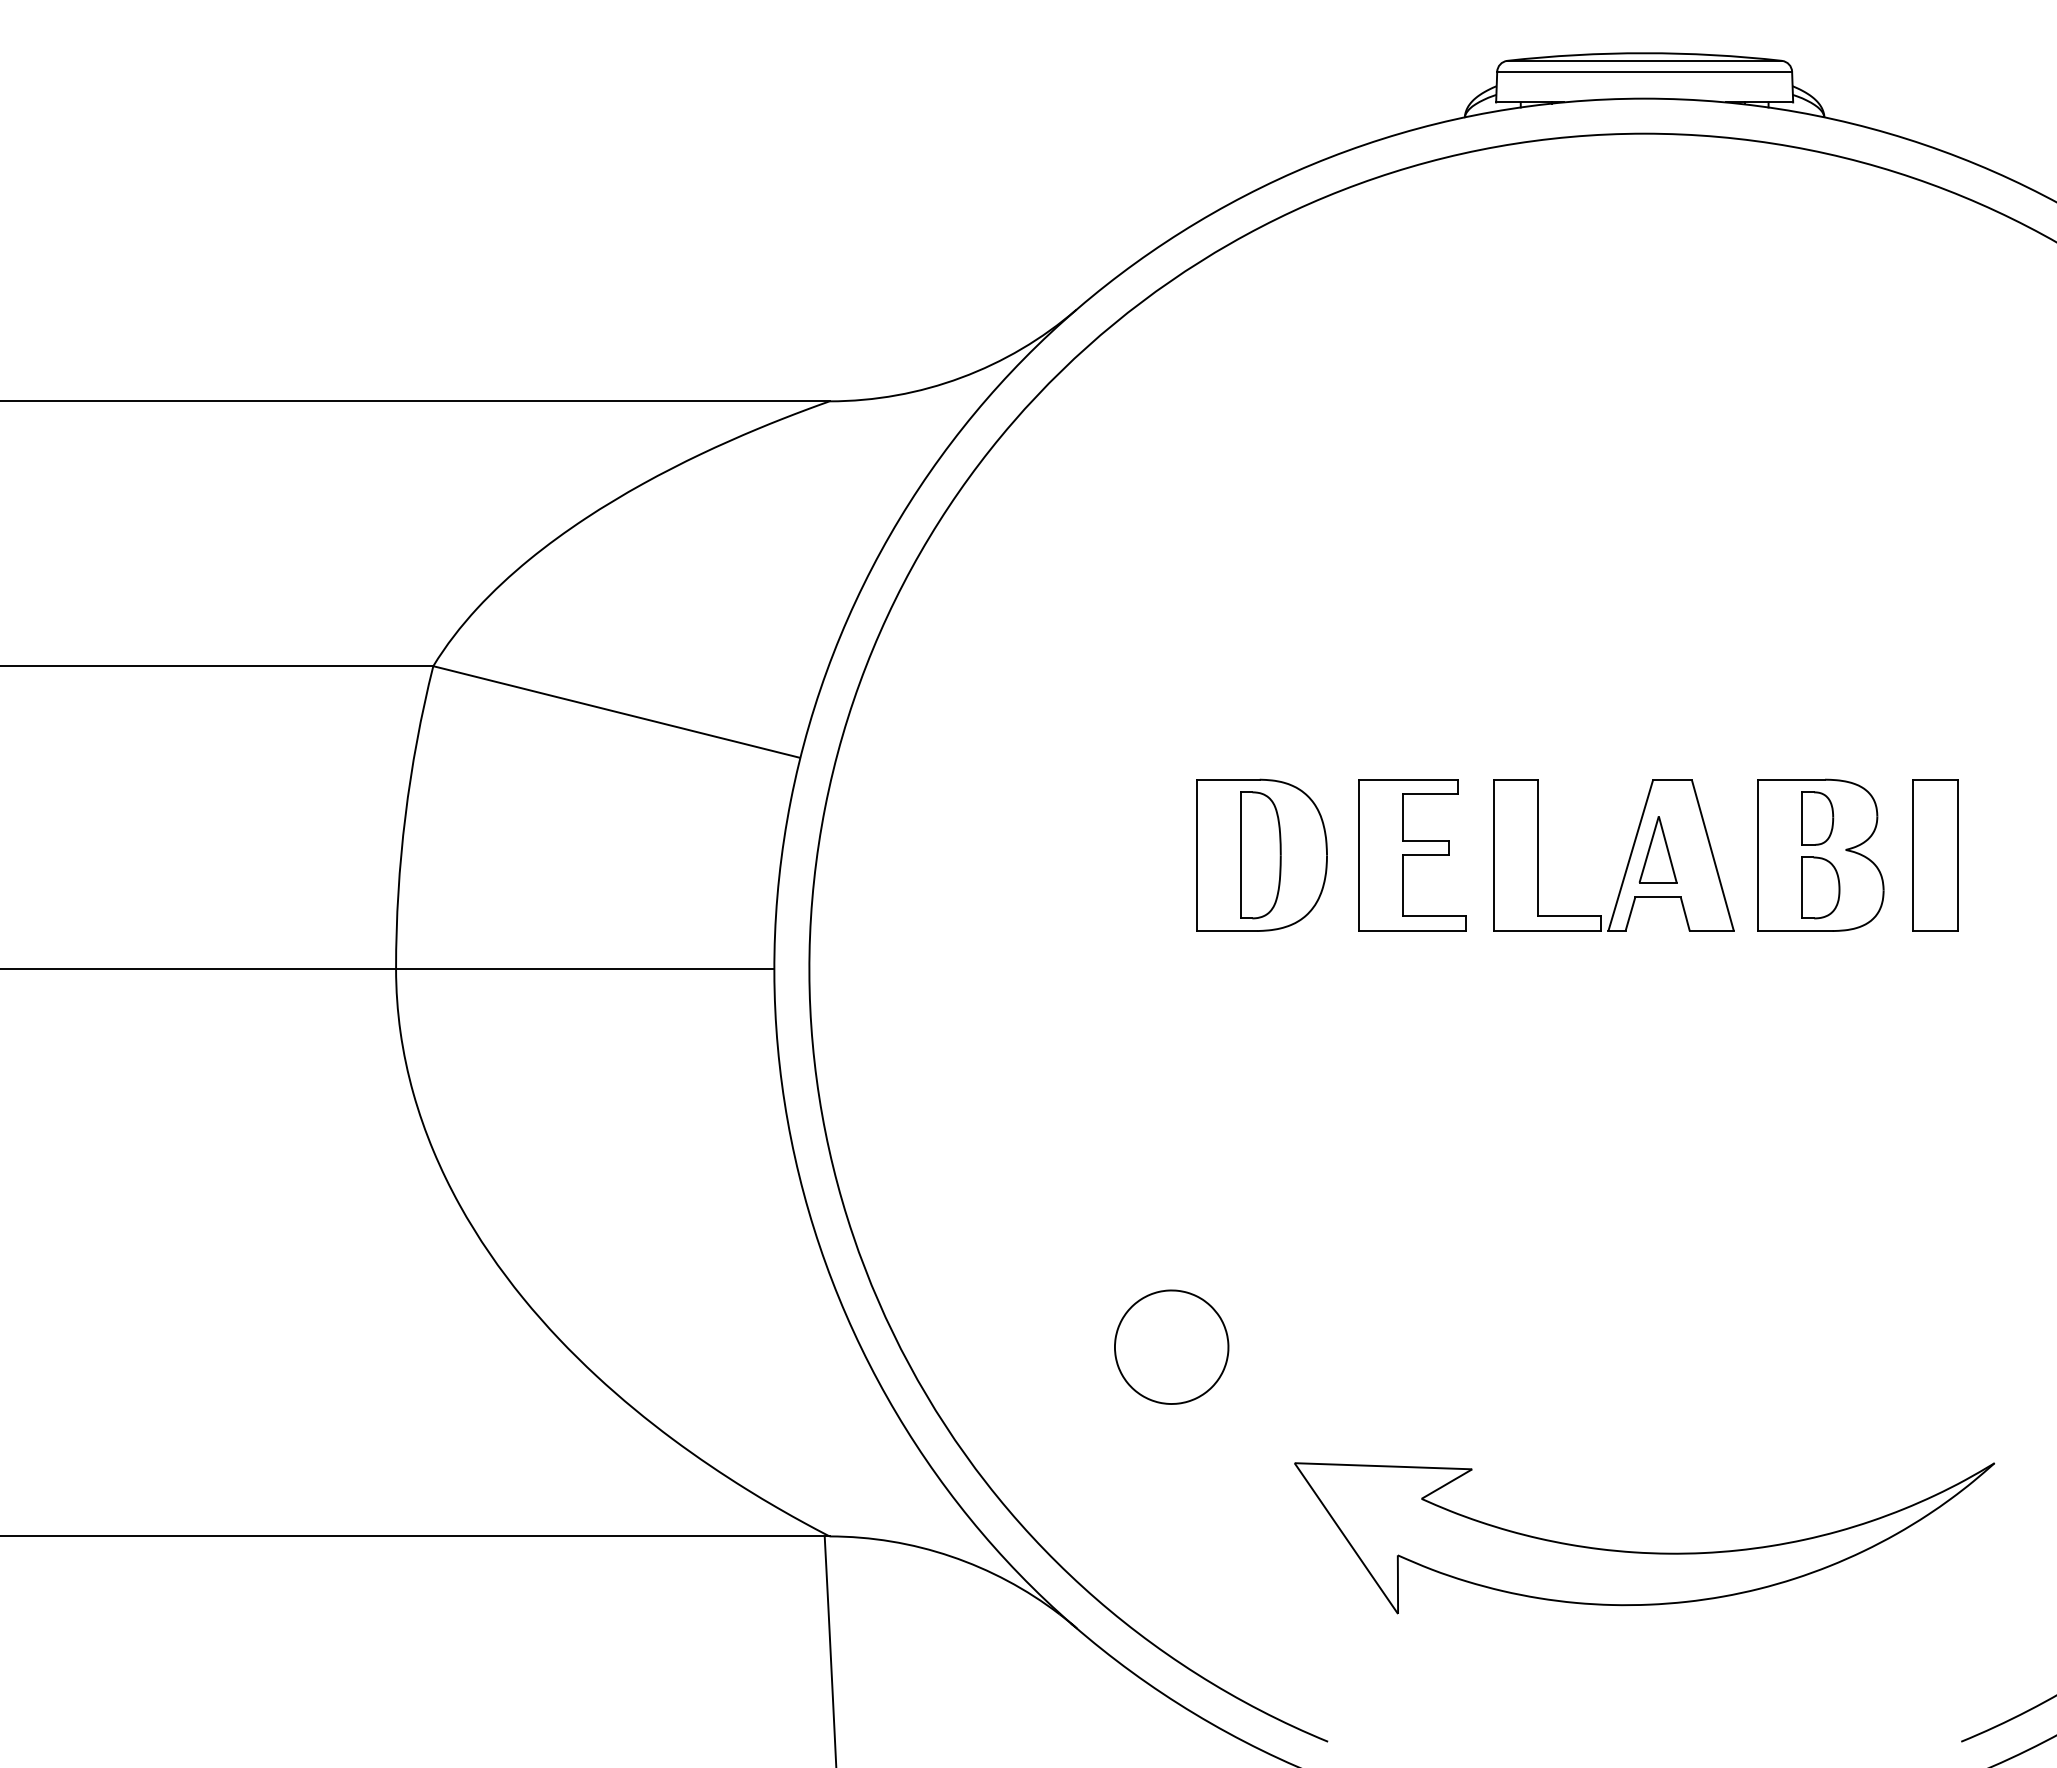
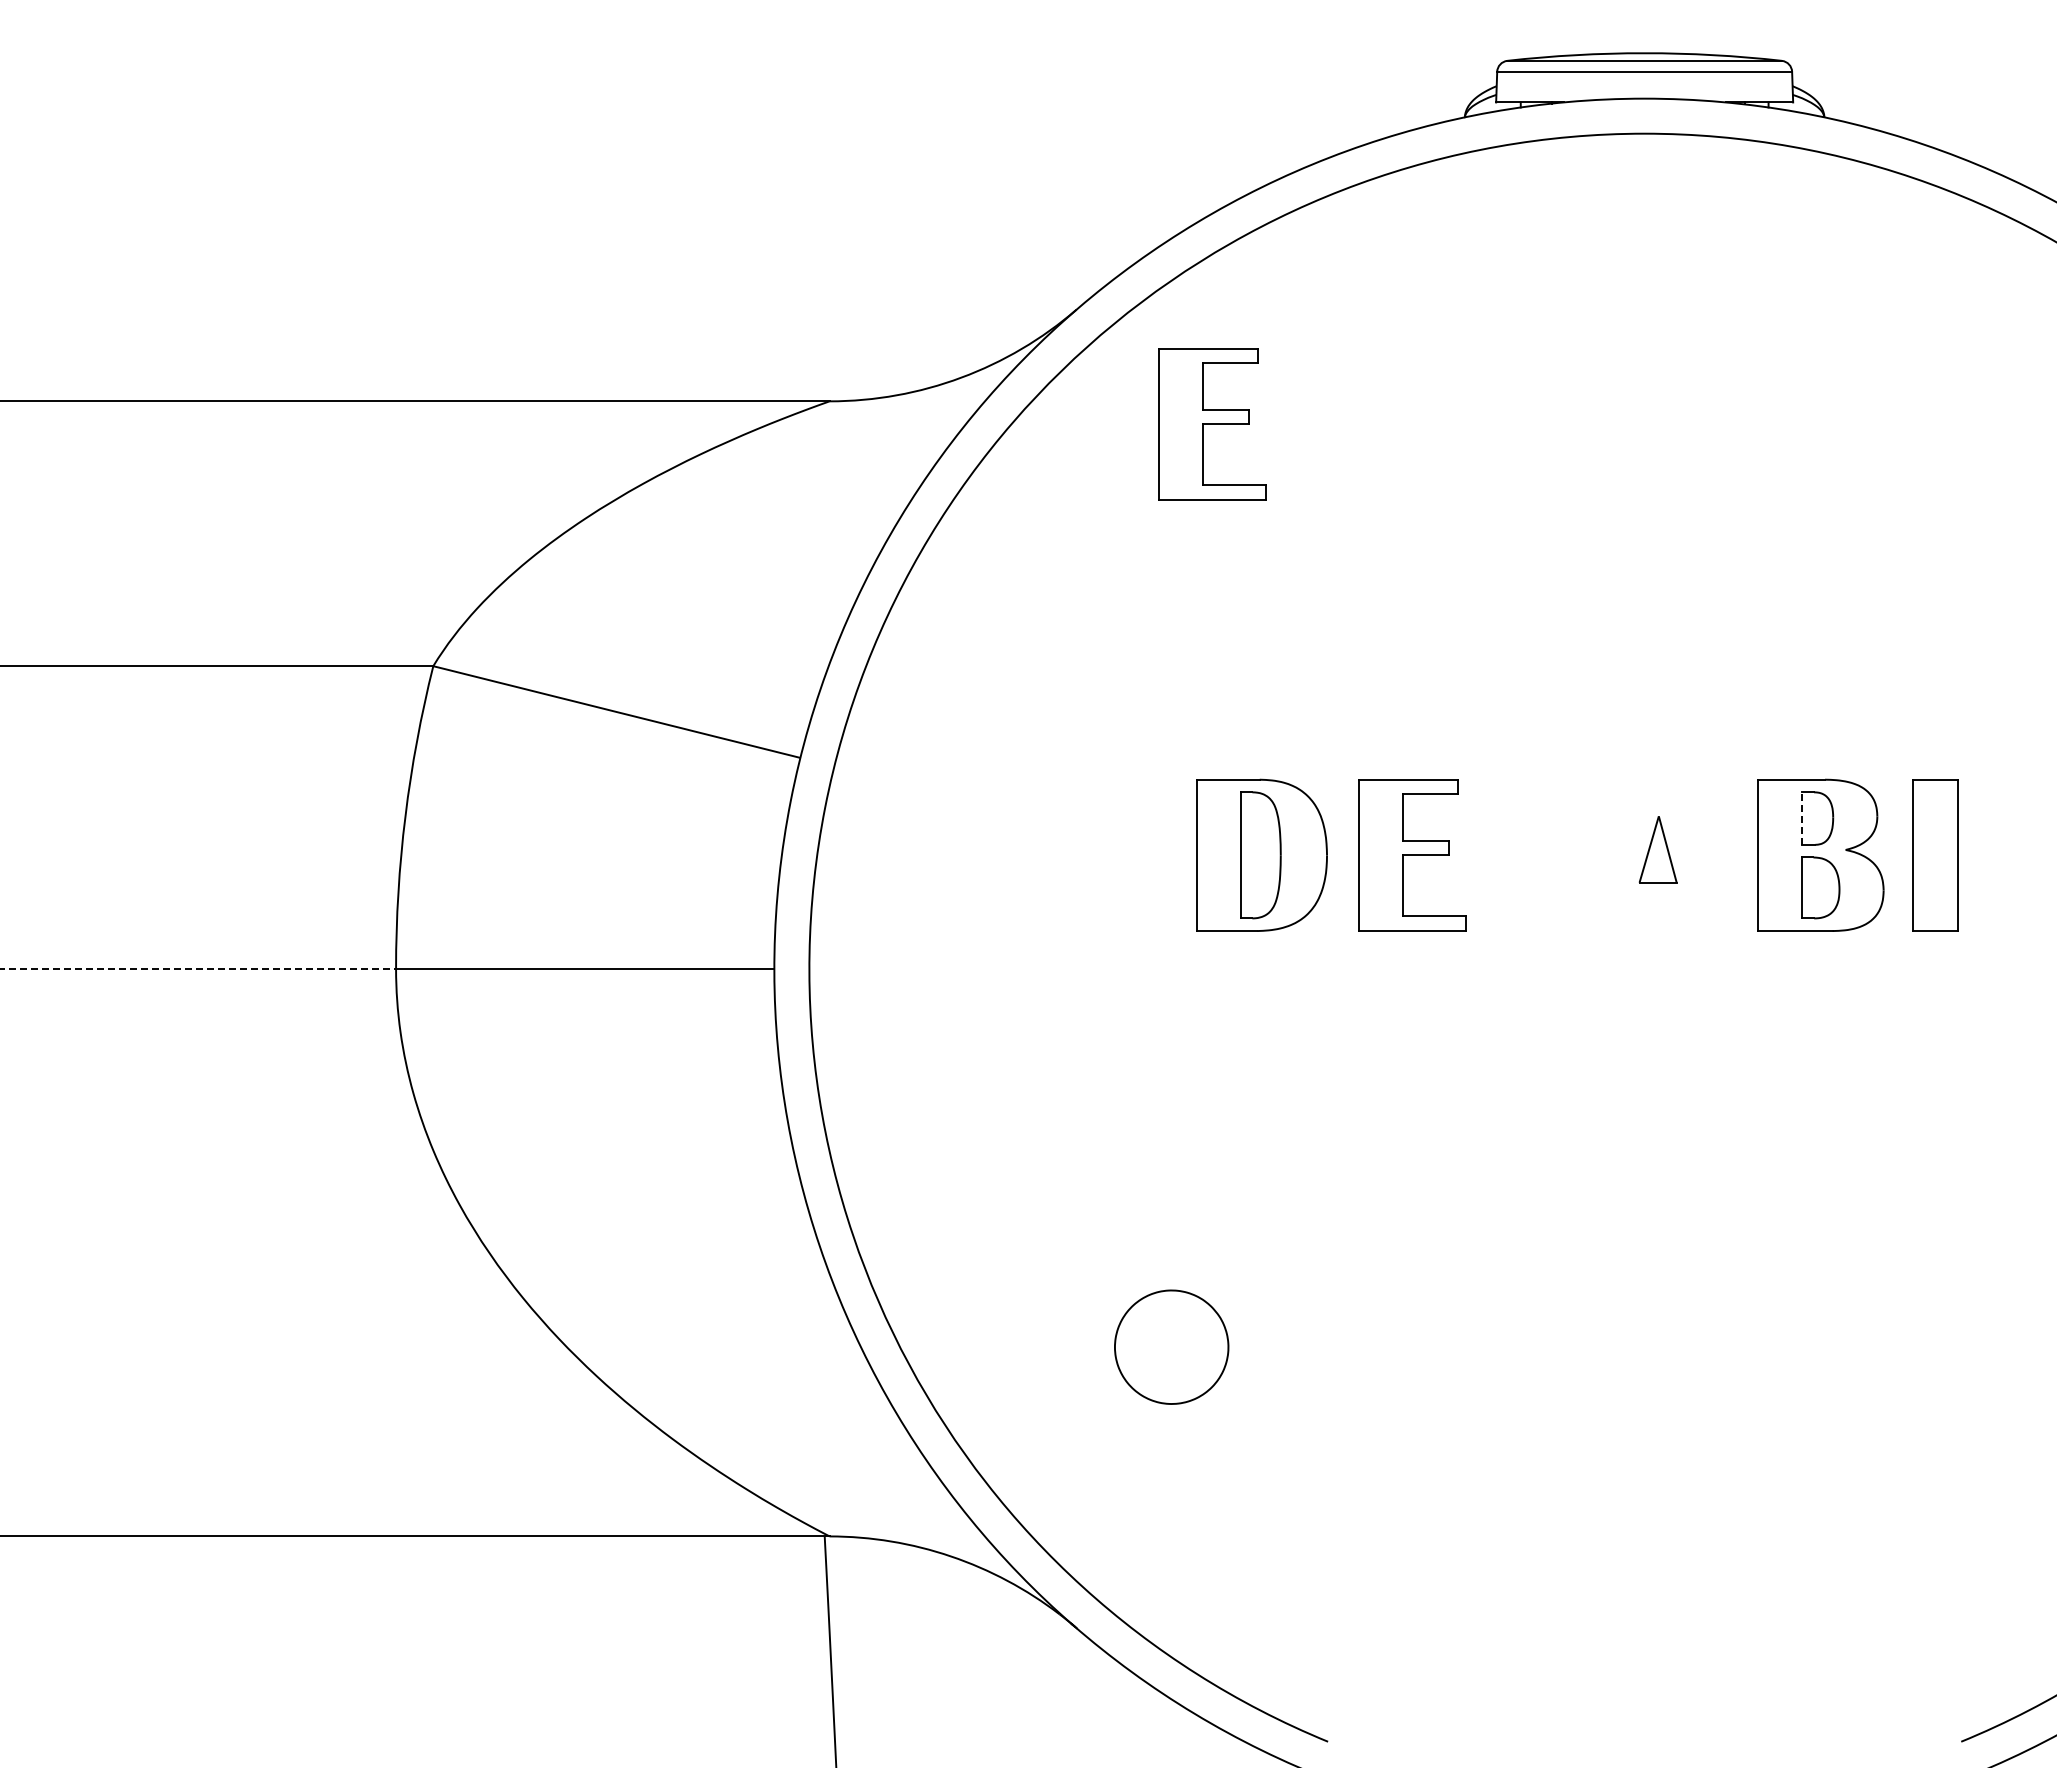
part: none -> present (1212, 424)
line: solid -> dashed (1801, 818)
part: present -> none (1628, 859)
line: solid -> dashed (198, 968)
part: present -> none (1641, 1551)
